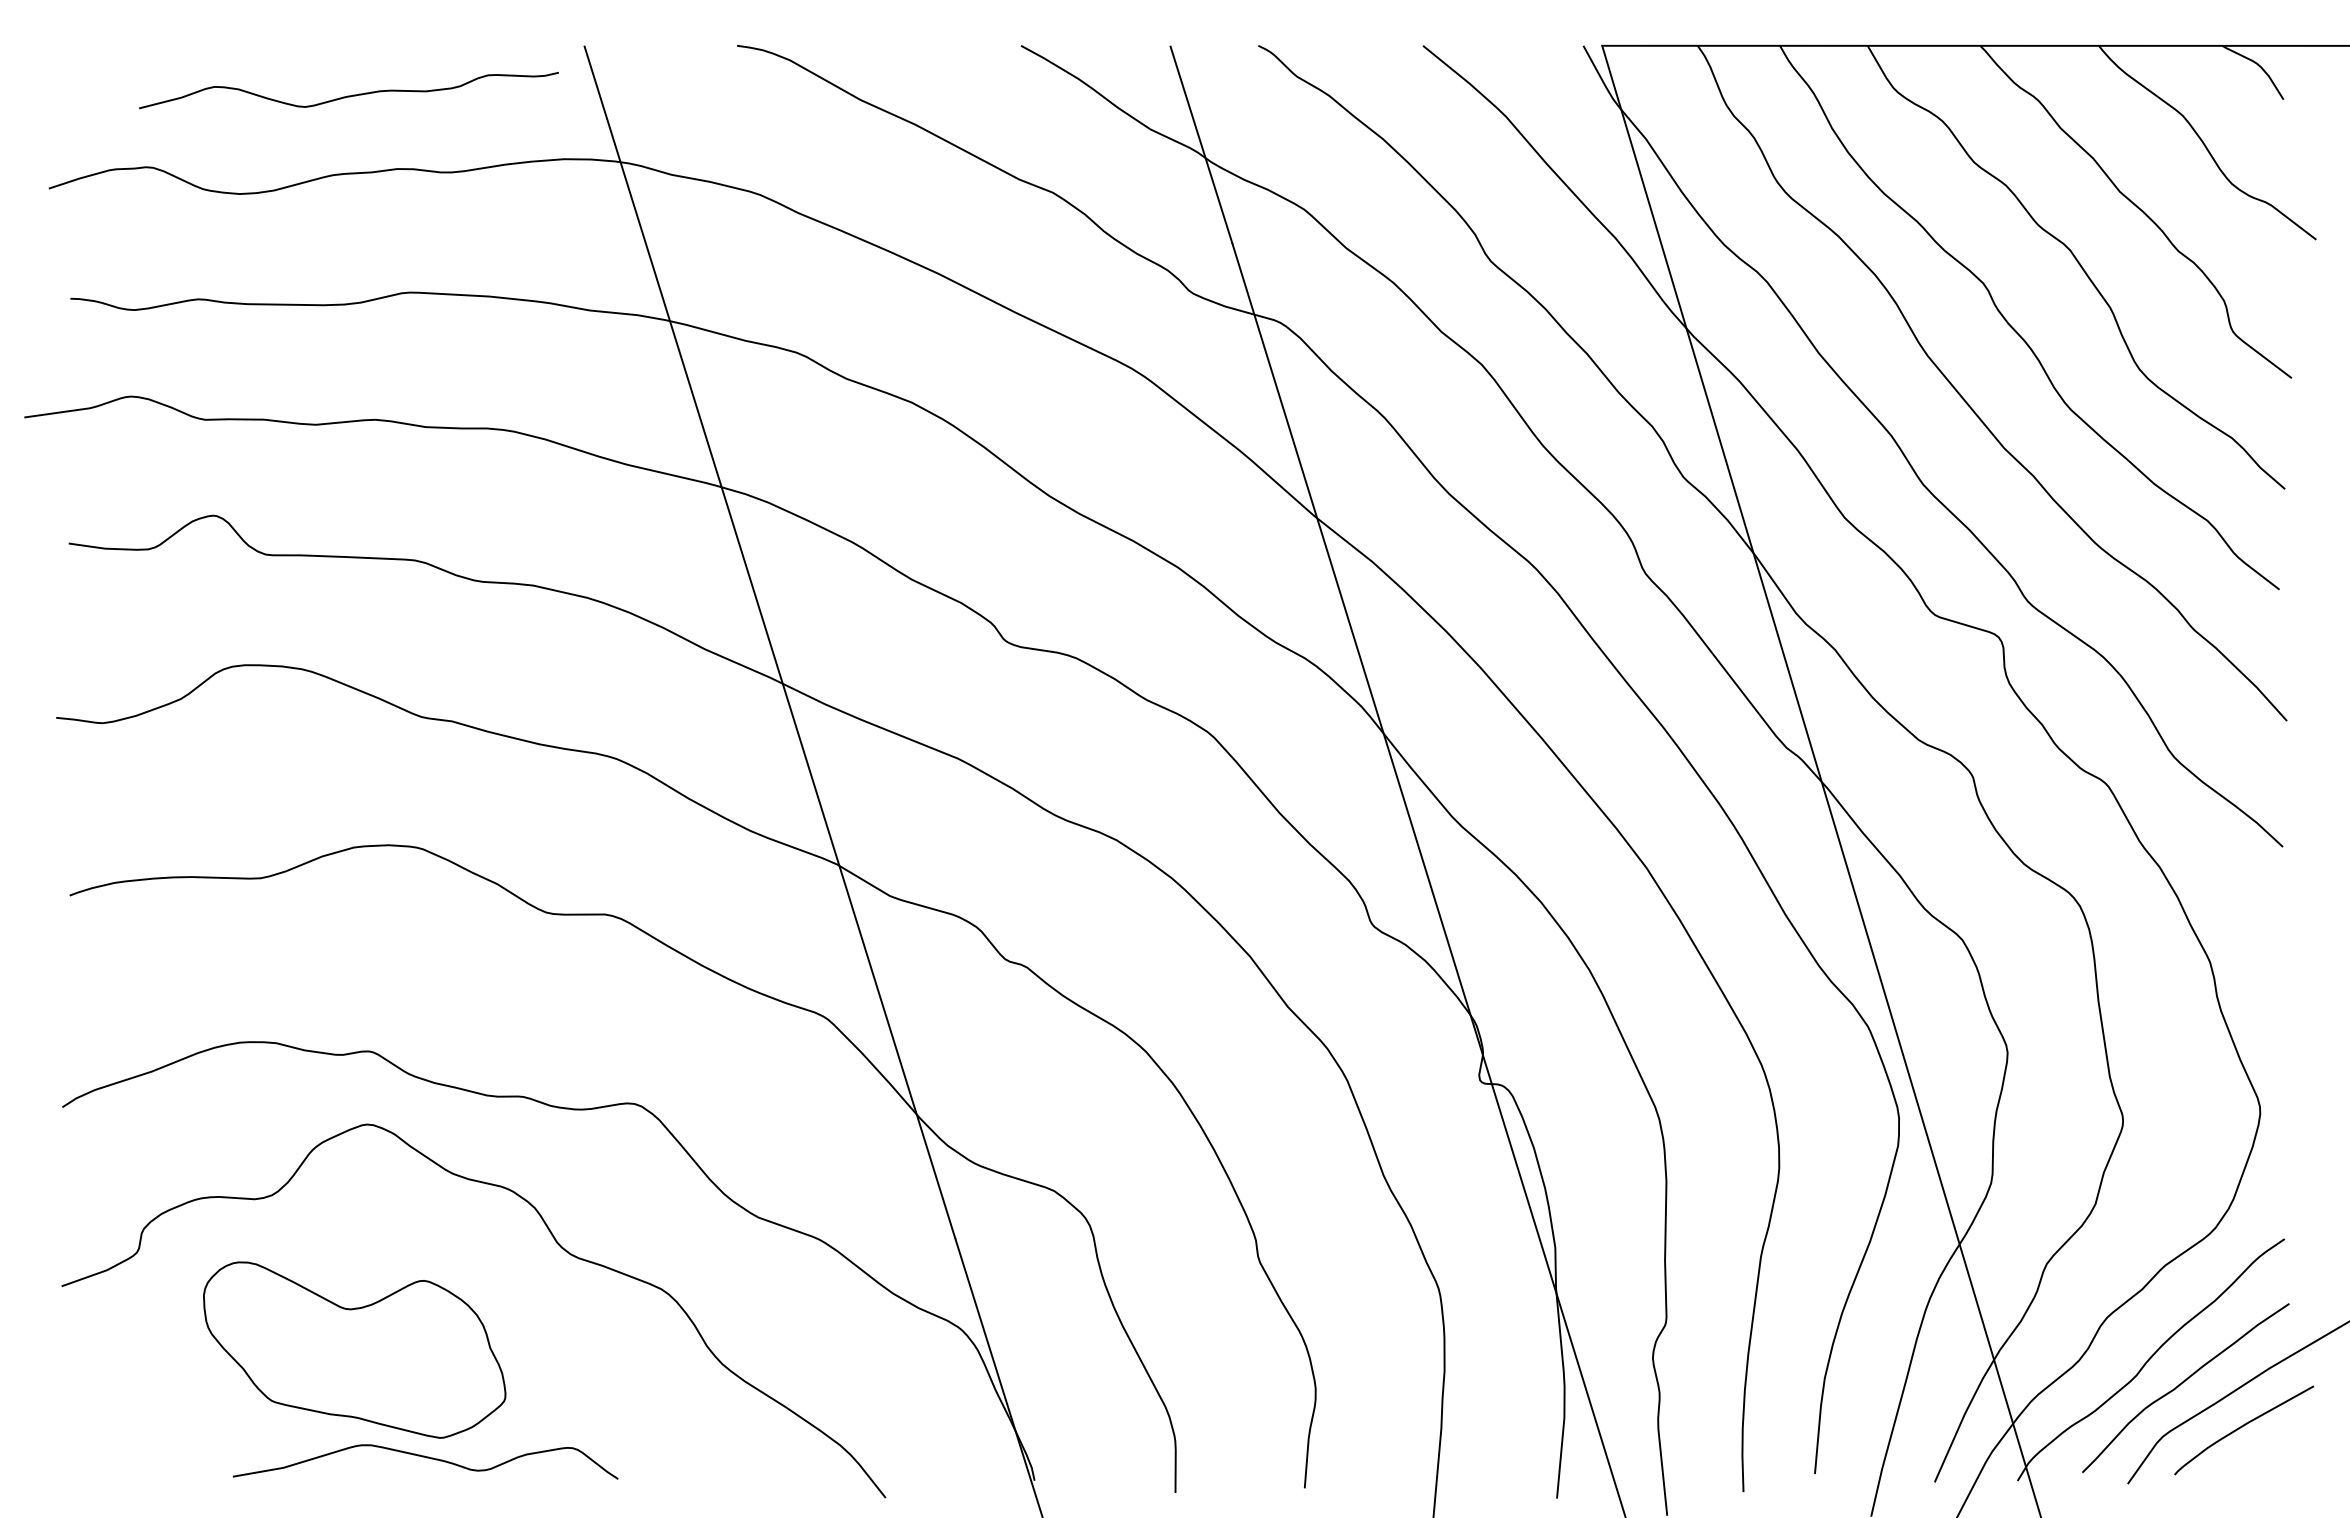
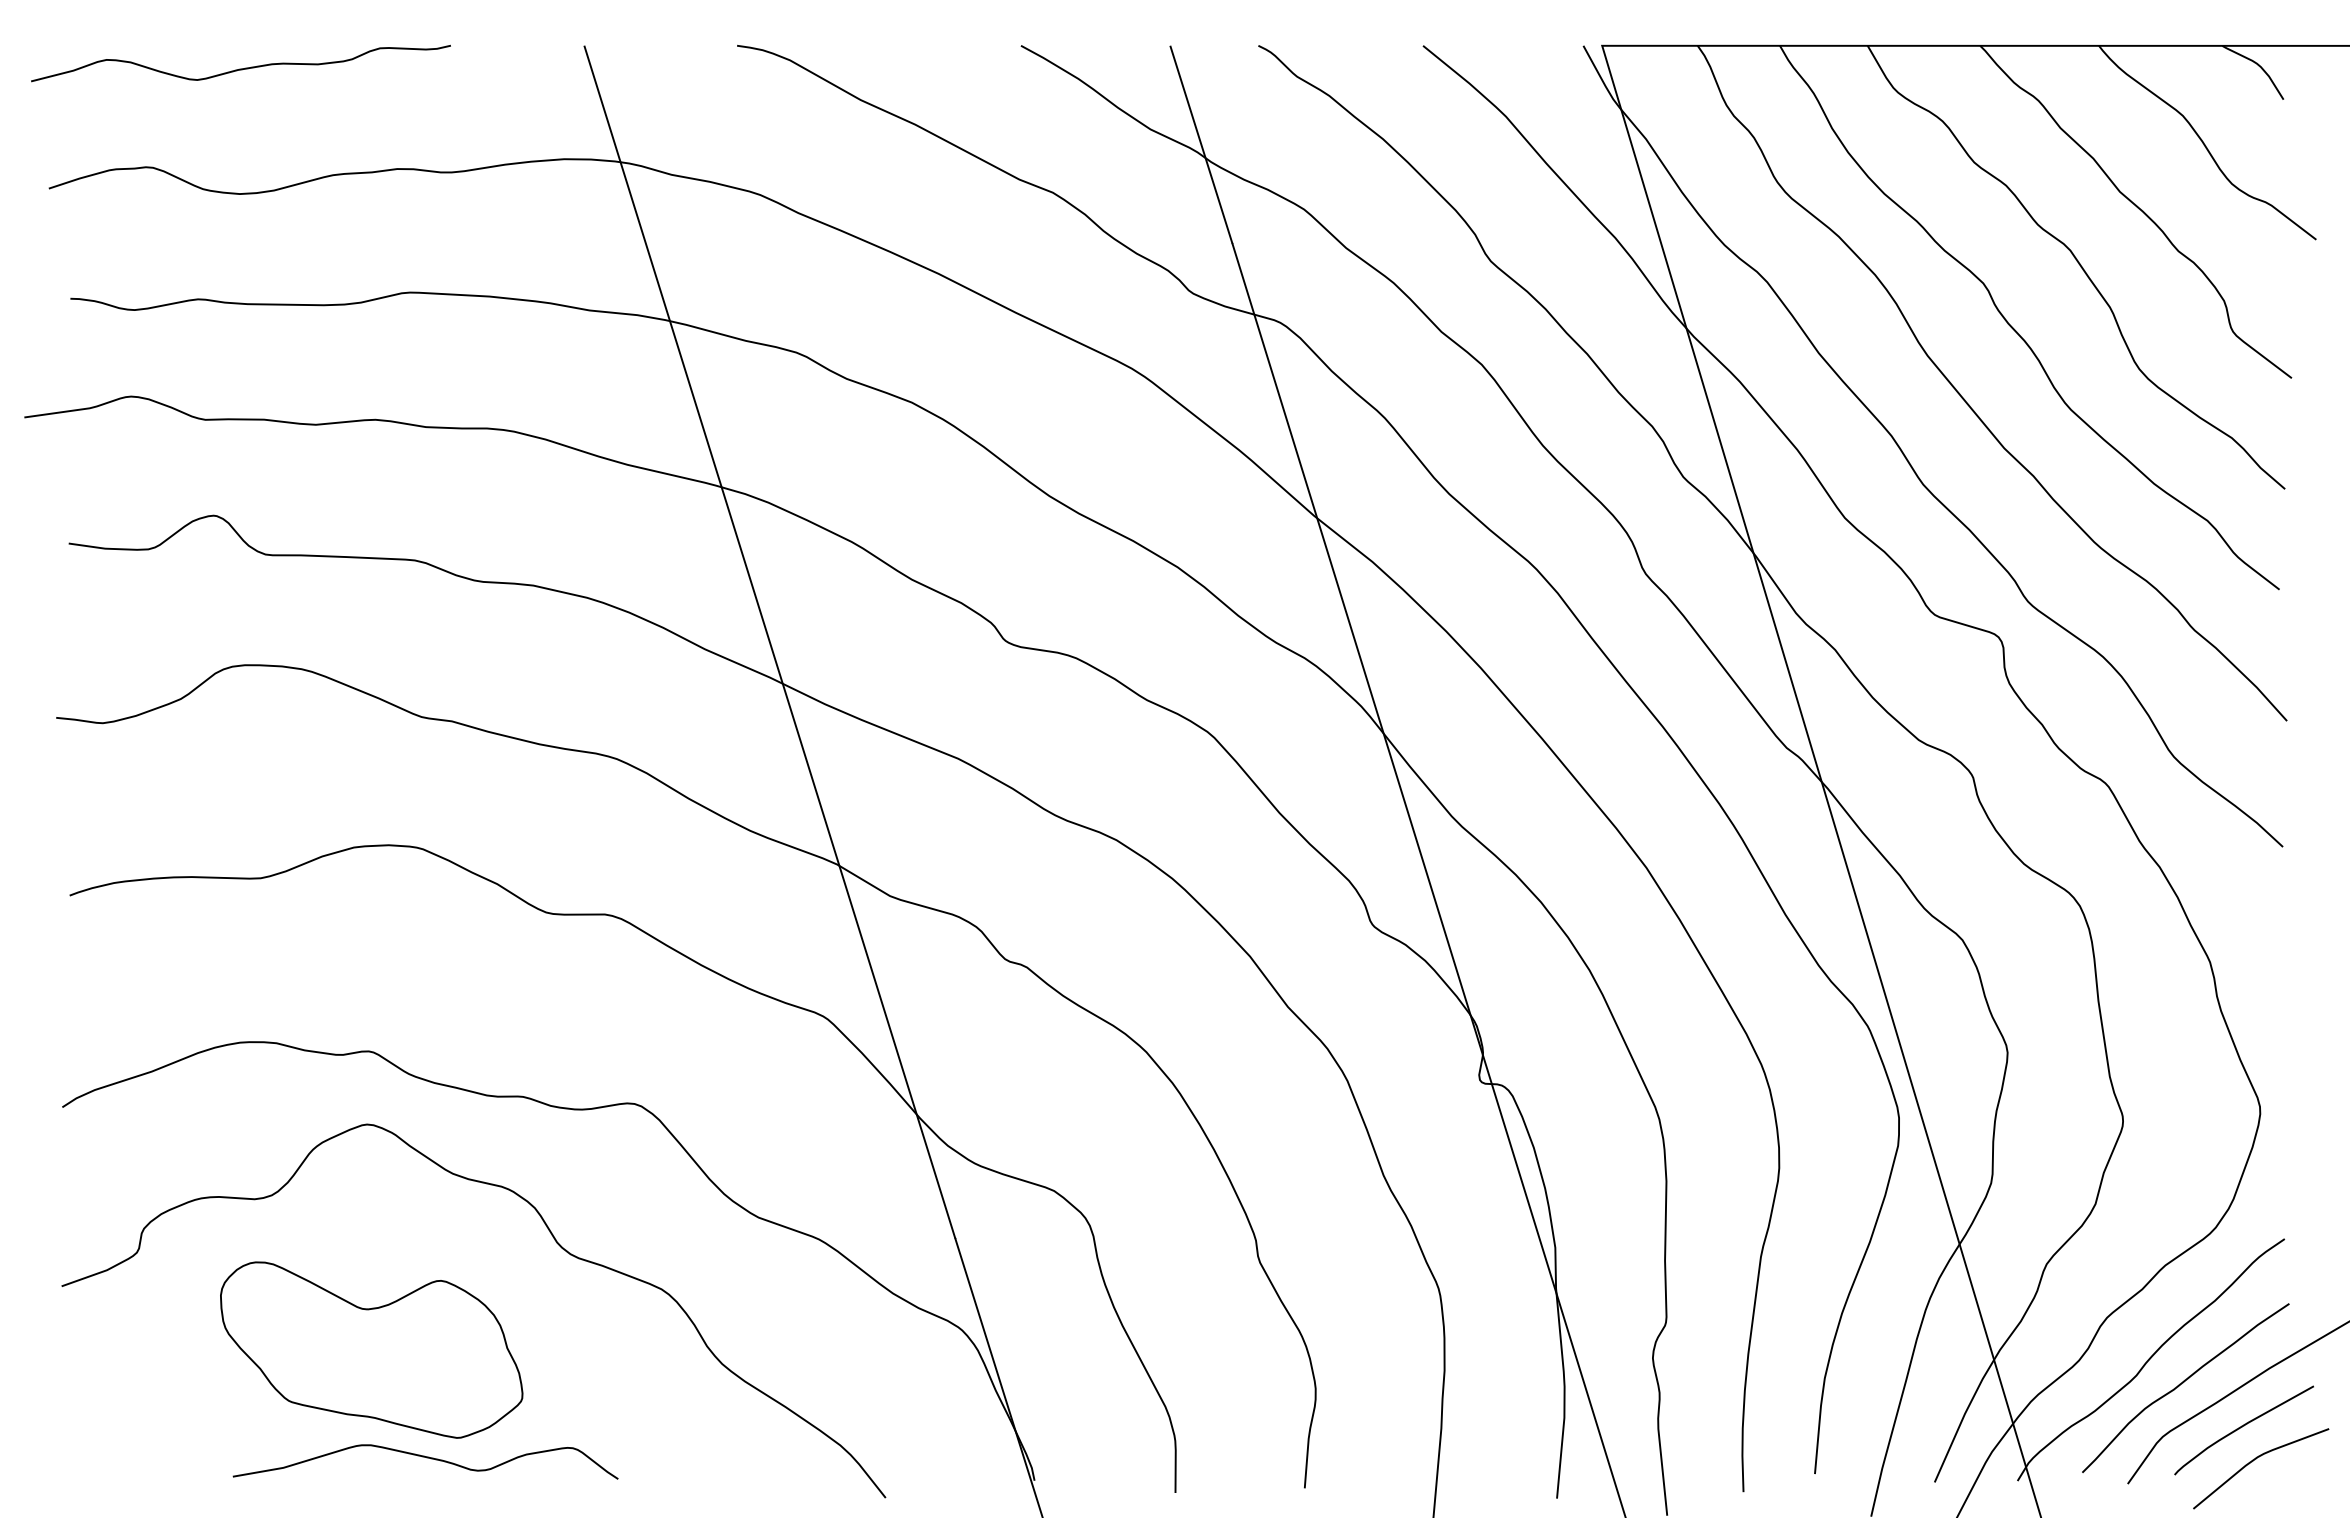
curve position: (348, 95) -> (240, 68) (240, 68)
part position: (354, 1349) -> (371, 1349) (371, 1349)
curve: none -> present (2256, 1459)
